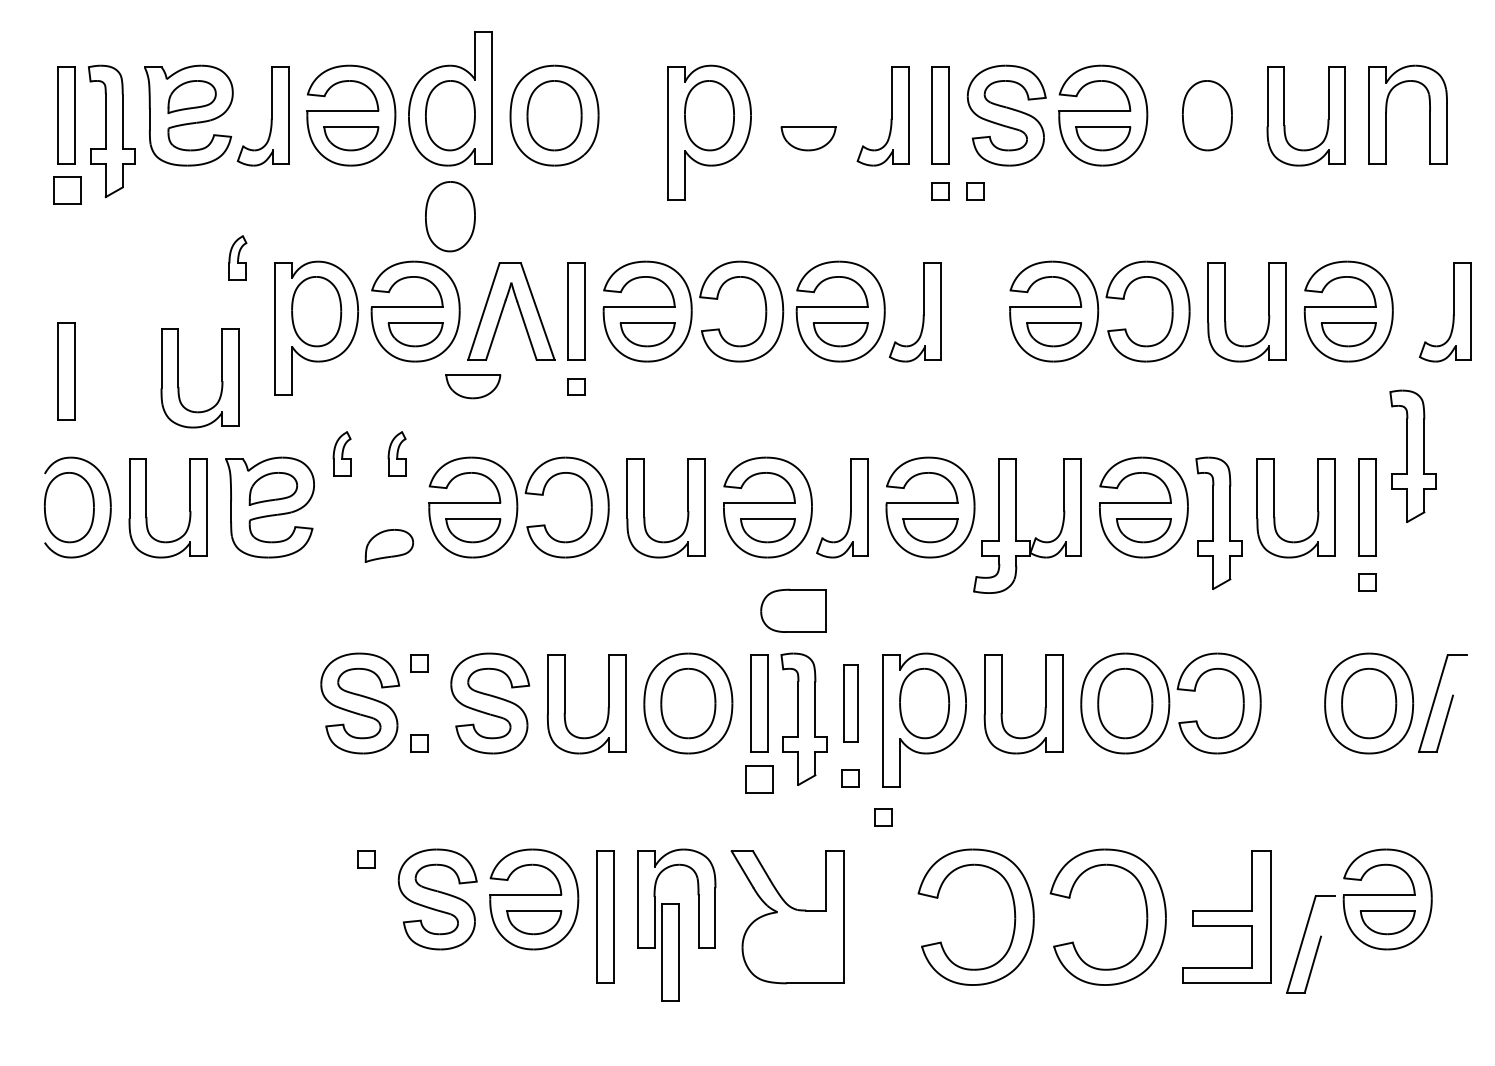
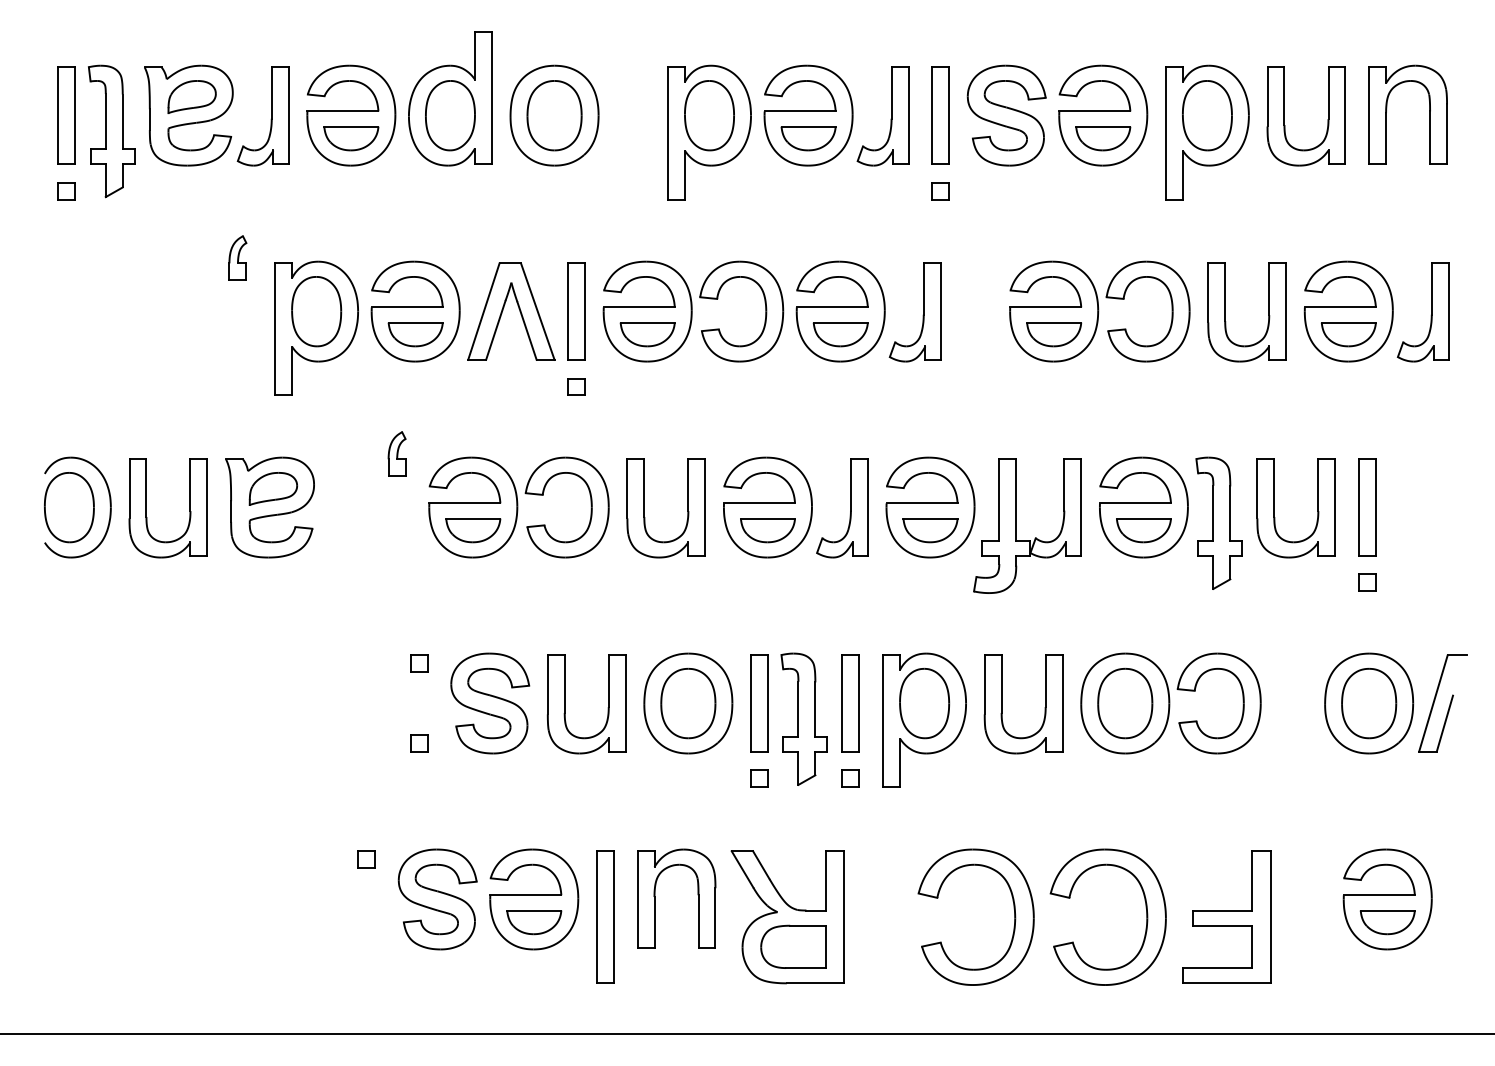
part: none -> present (808, 115)
part: none -> present (1207, 132)
part size: 29x29 px -> 19x19 px (66, 191)
part: present -> none (975, 191)
part: present -> none (450, 216)
part position: (1452, 315) -> (1430, 315) (1430, 315)
part: present -> none (66, 371)
part: present -> none (178, 378)
part: present -> none (473, 386)
part: present -> none (341, 453)
part: present -> none (1412, 455)
part: present -> none (388, 545)
part position: (793, 610) -> (793, 946) (793, 946)
part: present -> none (360, 703)
part size: 16x79 px -> 19x99 px (850, 703)
part size: 29x29 px -> 19x19 px (759, 778)
part: present -> none (883, 817)
part: present -> none (1317, 944)
part: present -> none (670, 952)
line: none -> present (746, 1034)
